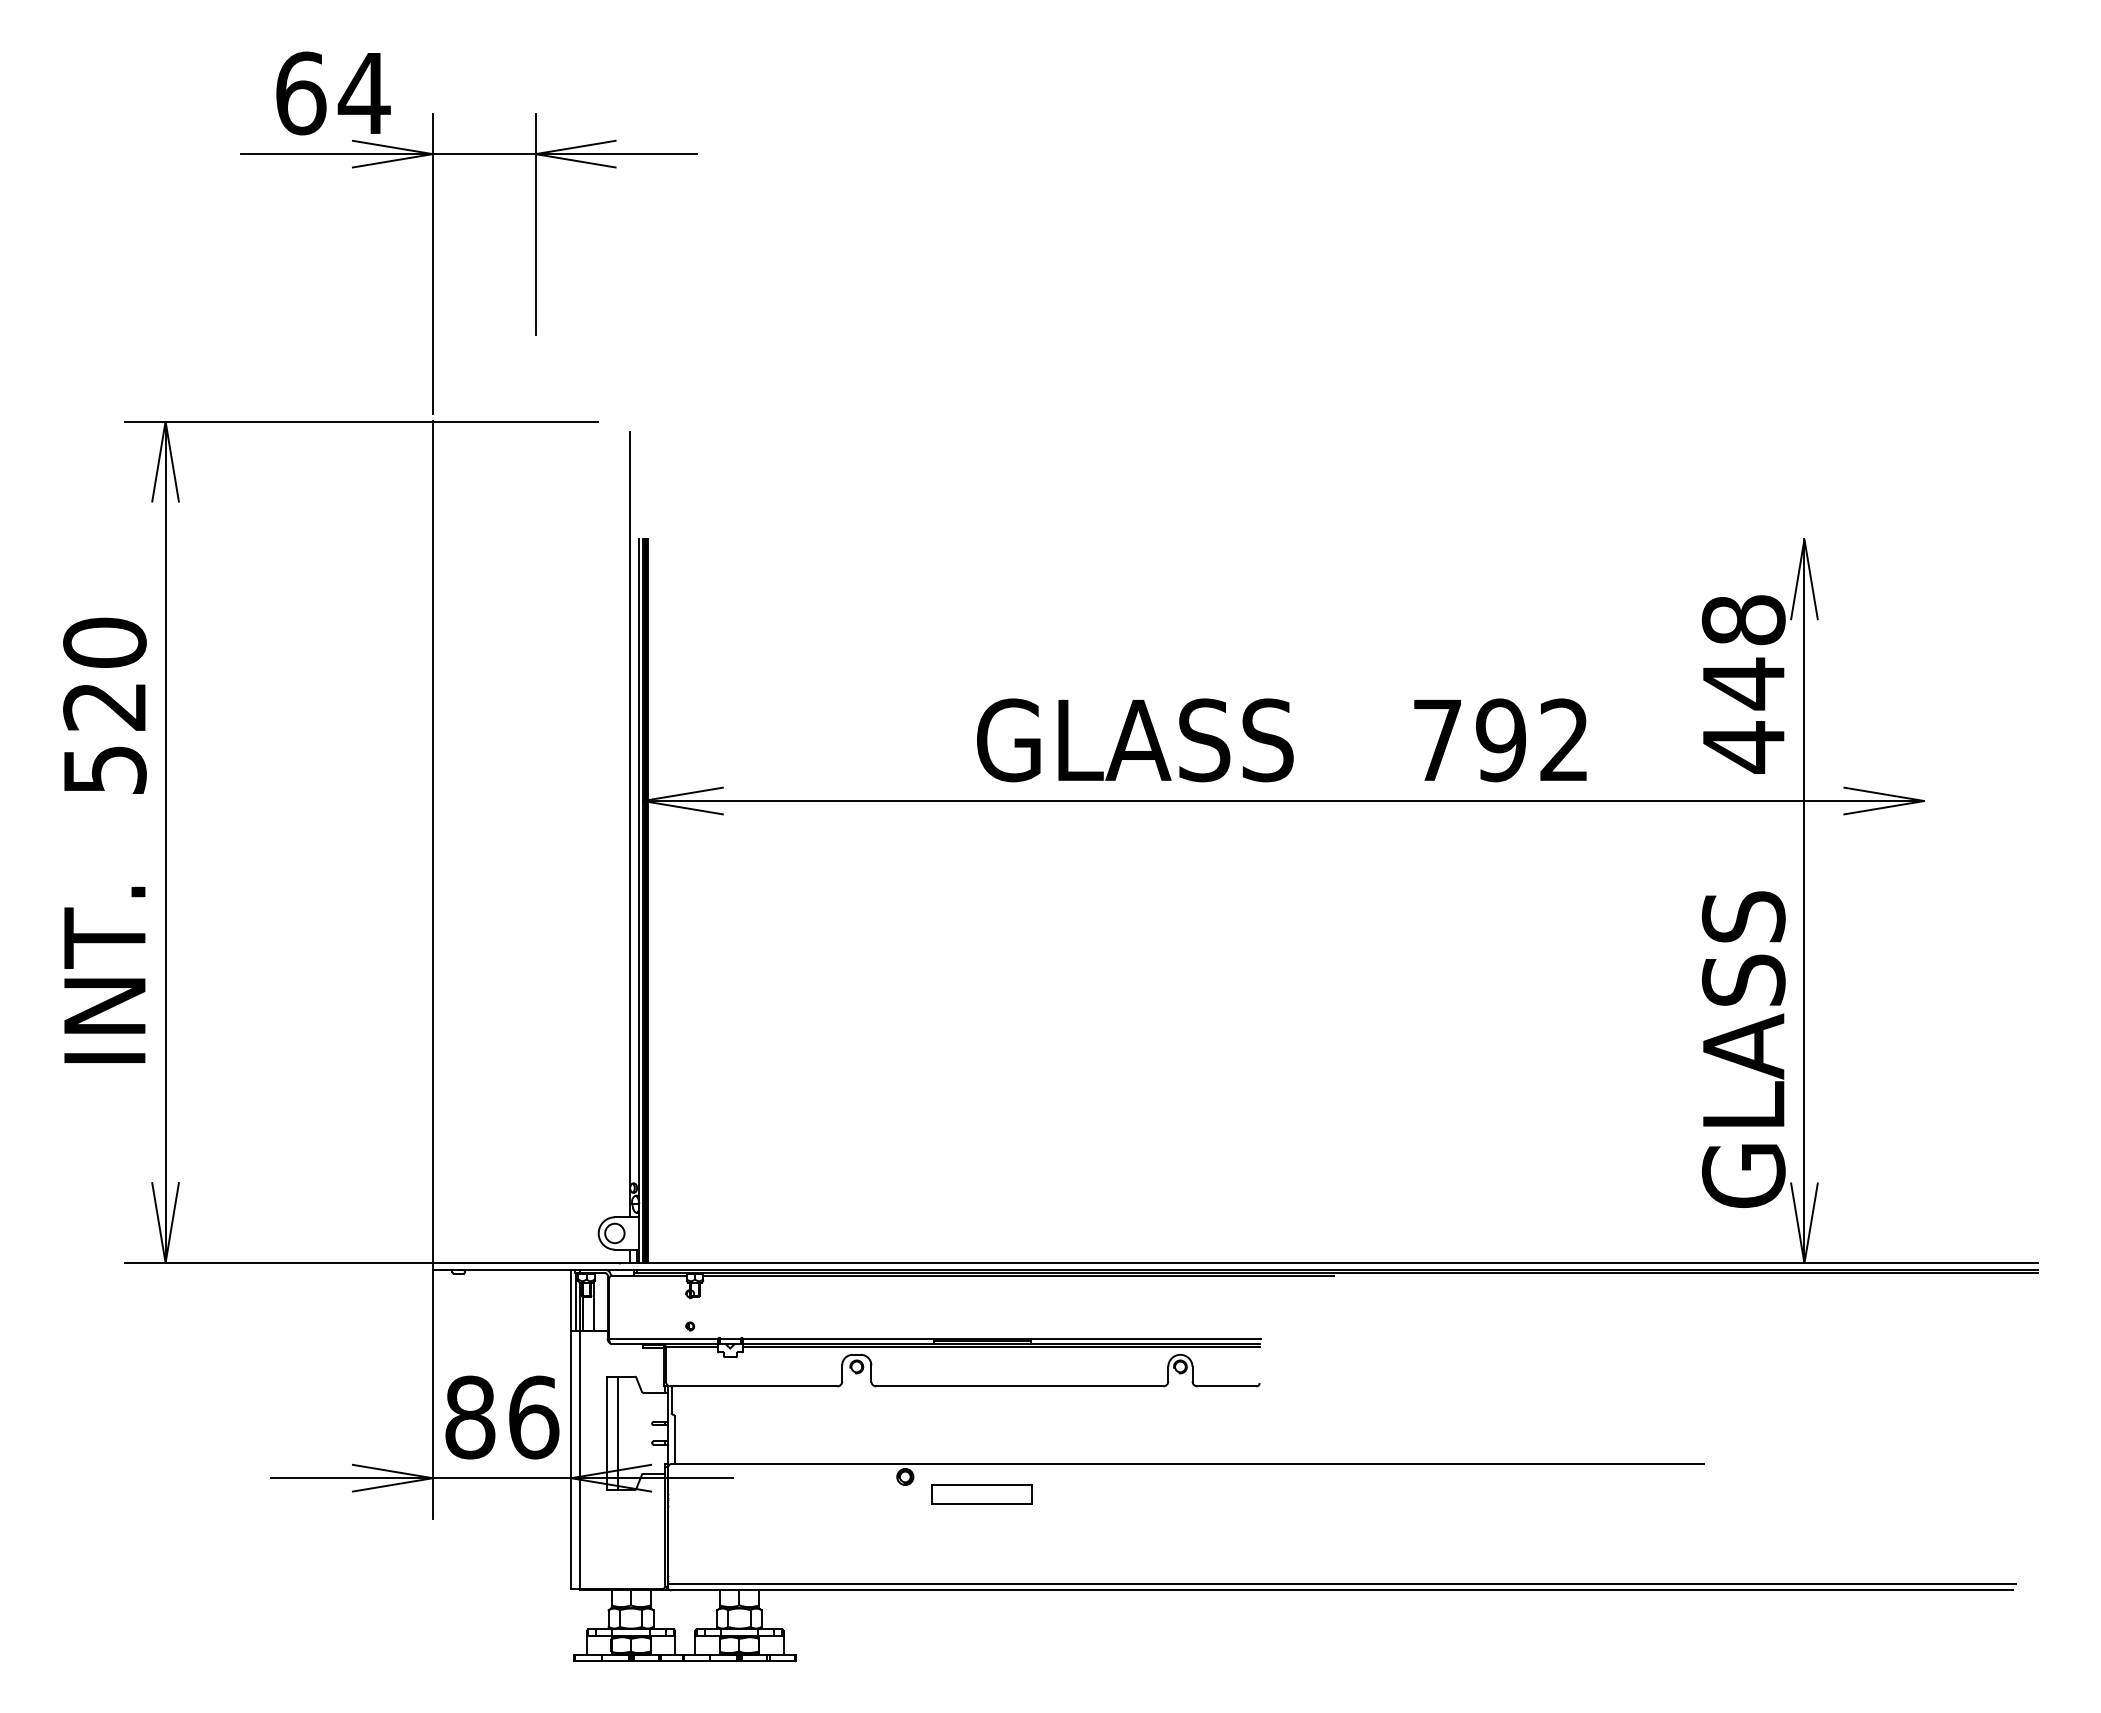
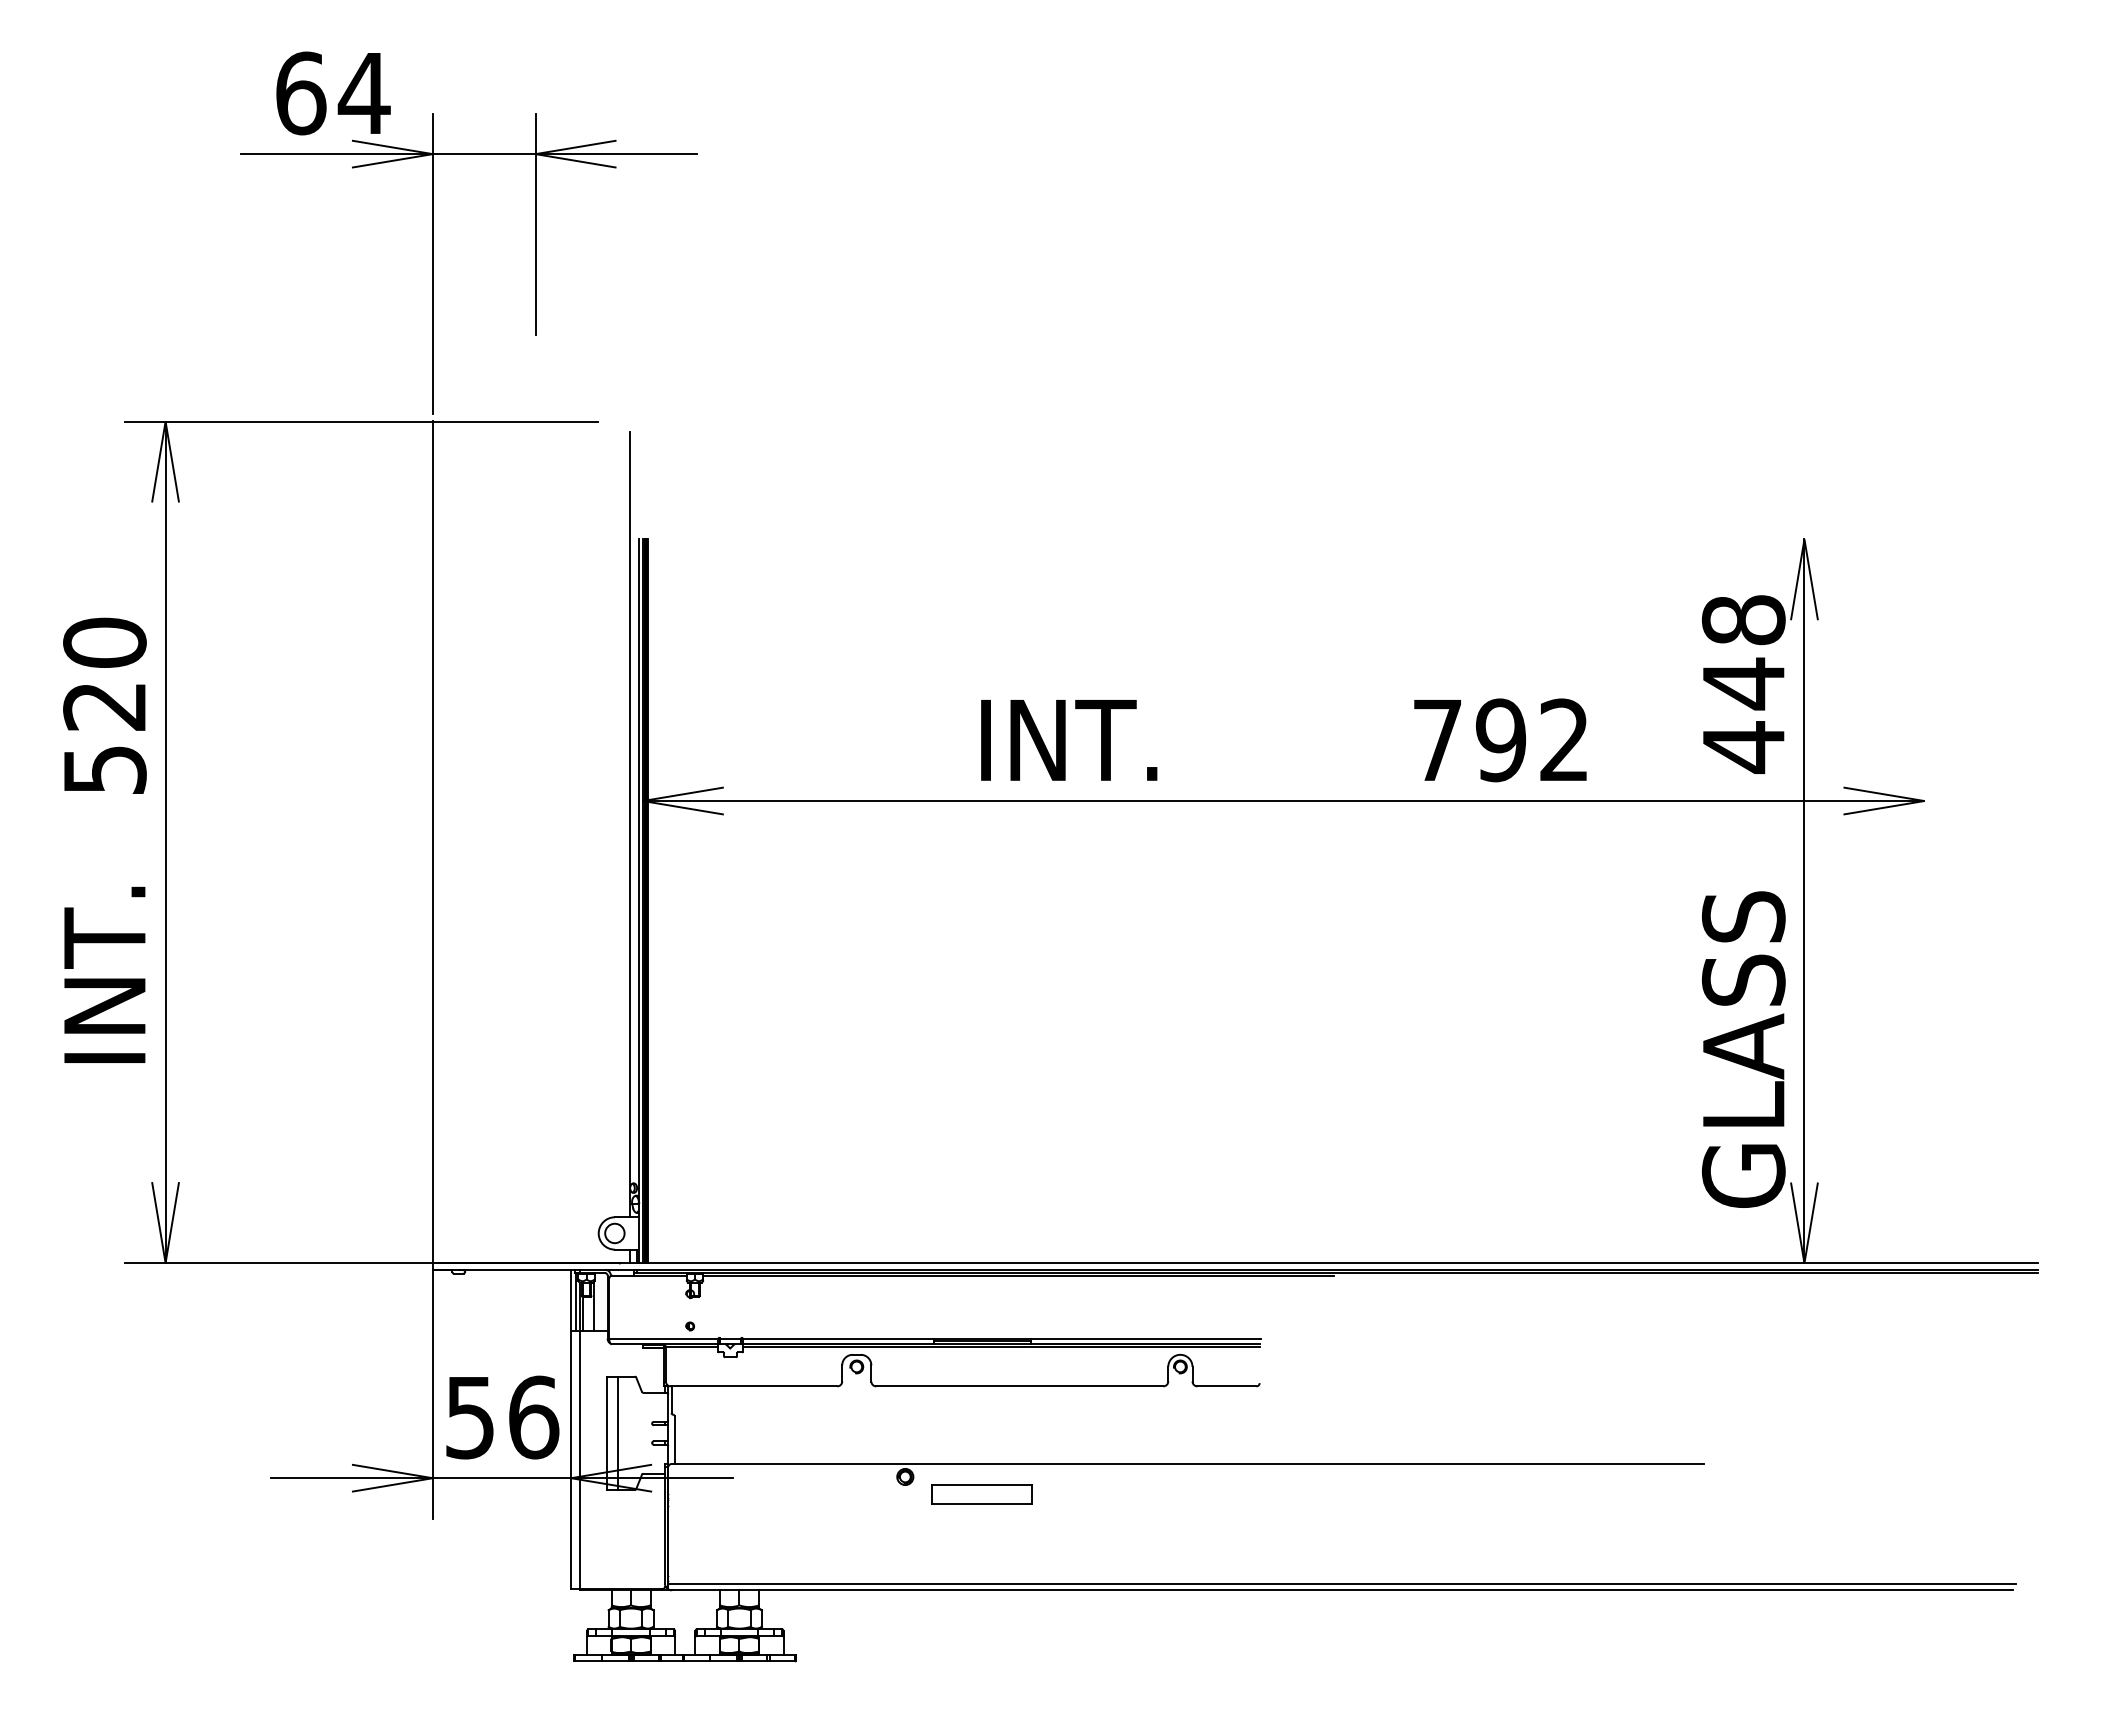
text: GLASS -> INT. (1135, 740)
text: 86 -> 56 (470, 1417)
